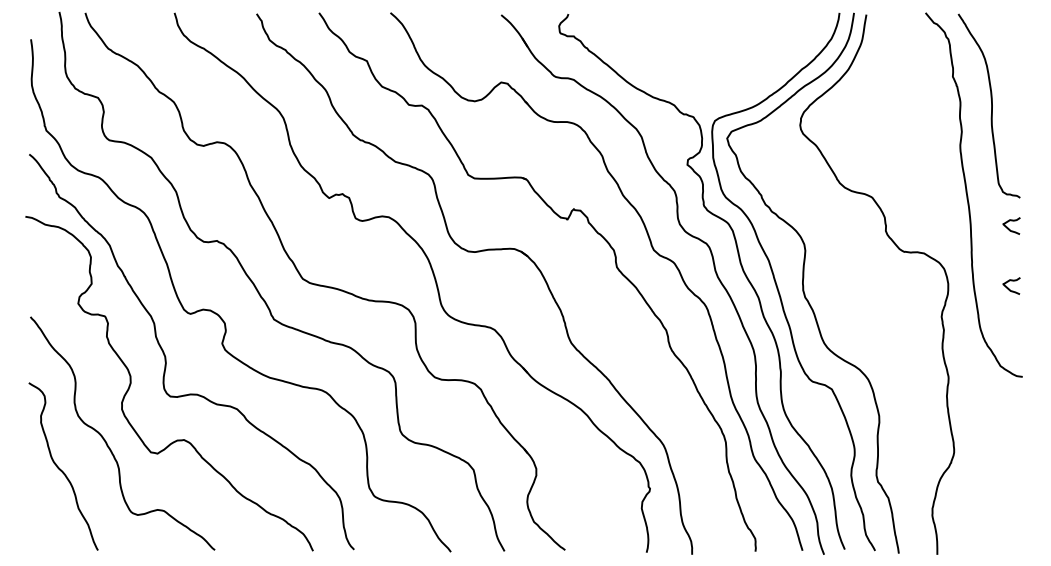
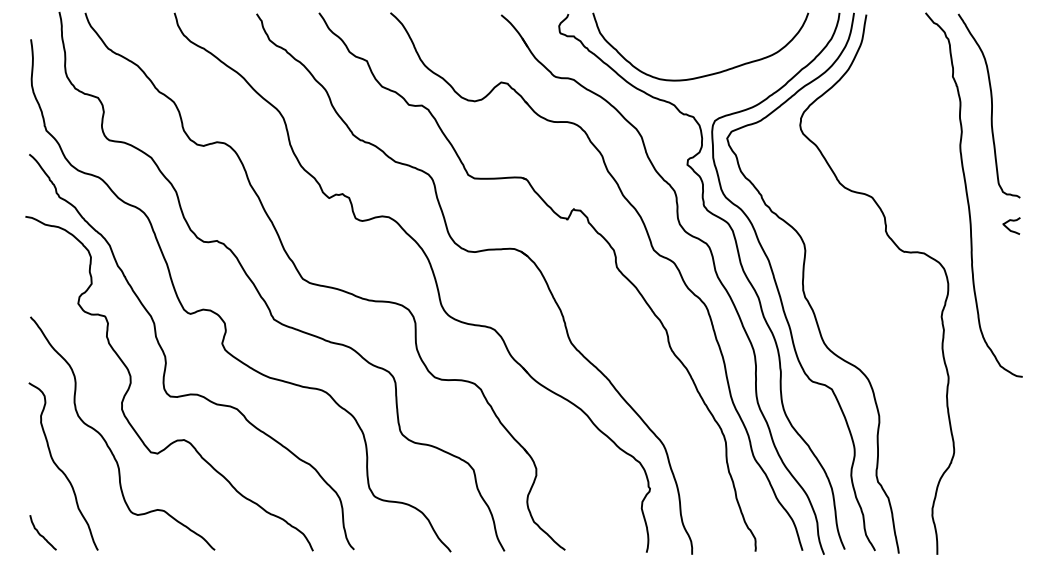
curve: none -> present (706, 74)
curve: present -> none (1008, 287)
curve: none -> present (40, 533)
